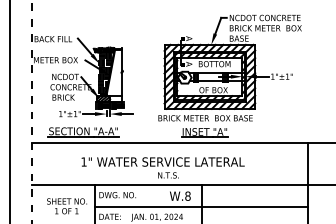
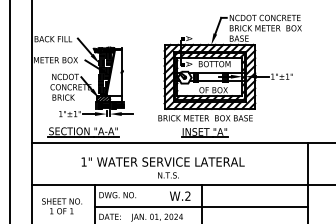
line: dashed -> solid (31, 111)
text: W.8 -> W.2 (187, 195)
text position: (66, 206) -> (61, 206) (61, 206)
